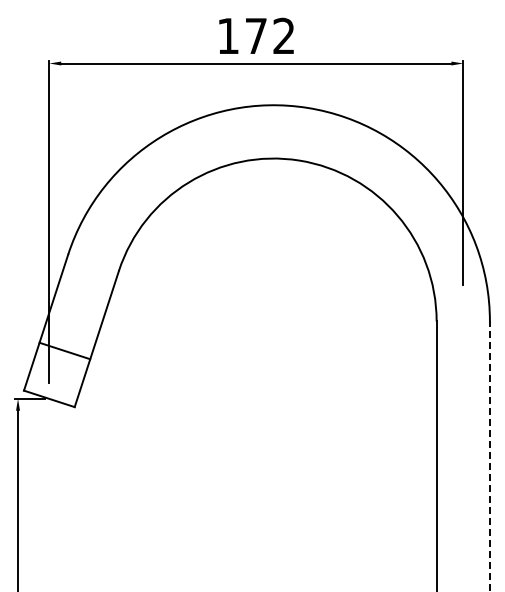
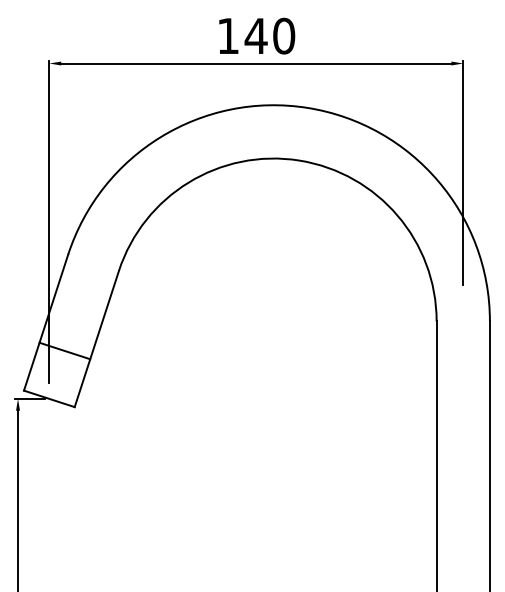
text: 172 -> 140 (269, 35)
line: dashed -> solid (489, 456)
